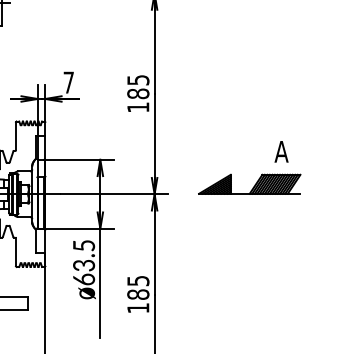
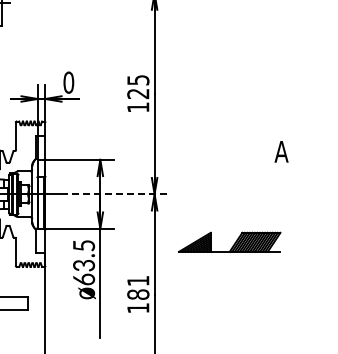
text: 7 -> 0 (68, 82)
text: 185 -> 125 (138, 93)
part position: (249, 183) -> (229, 241) (229, 241)
line: solid -> dashed (114, 194)
text: 185 -> 181 (138, 281)
